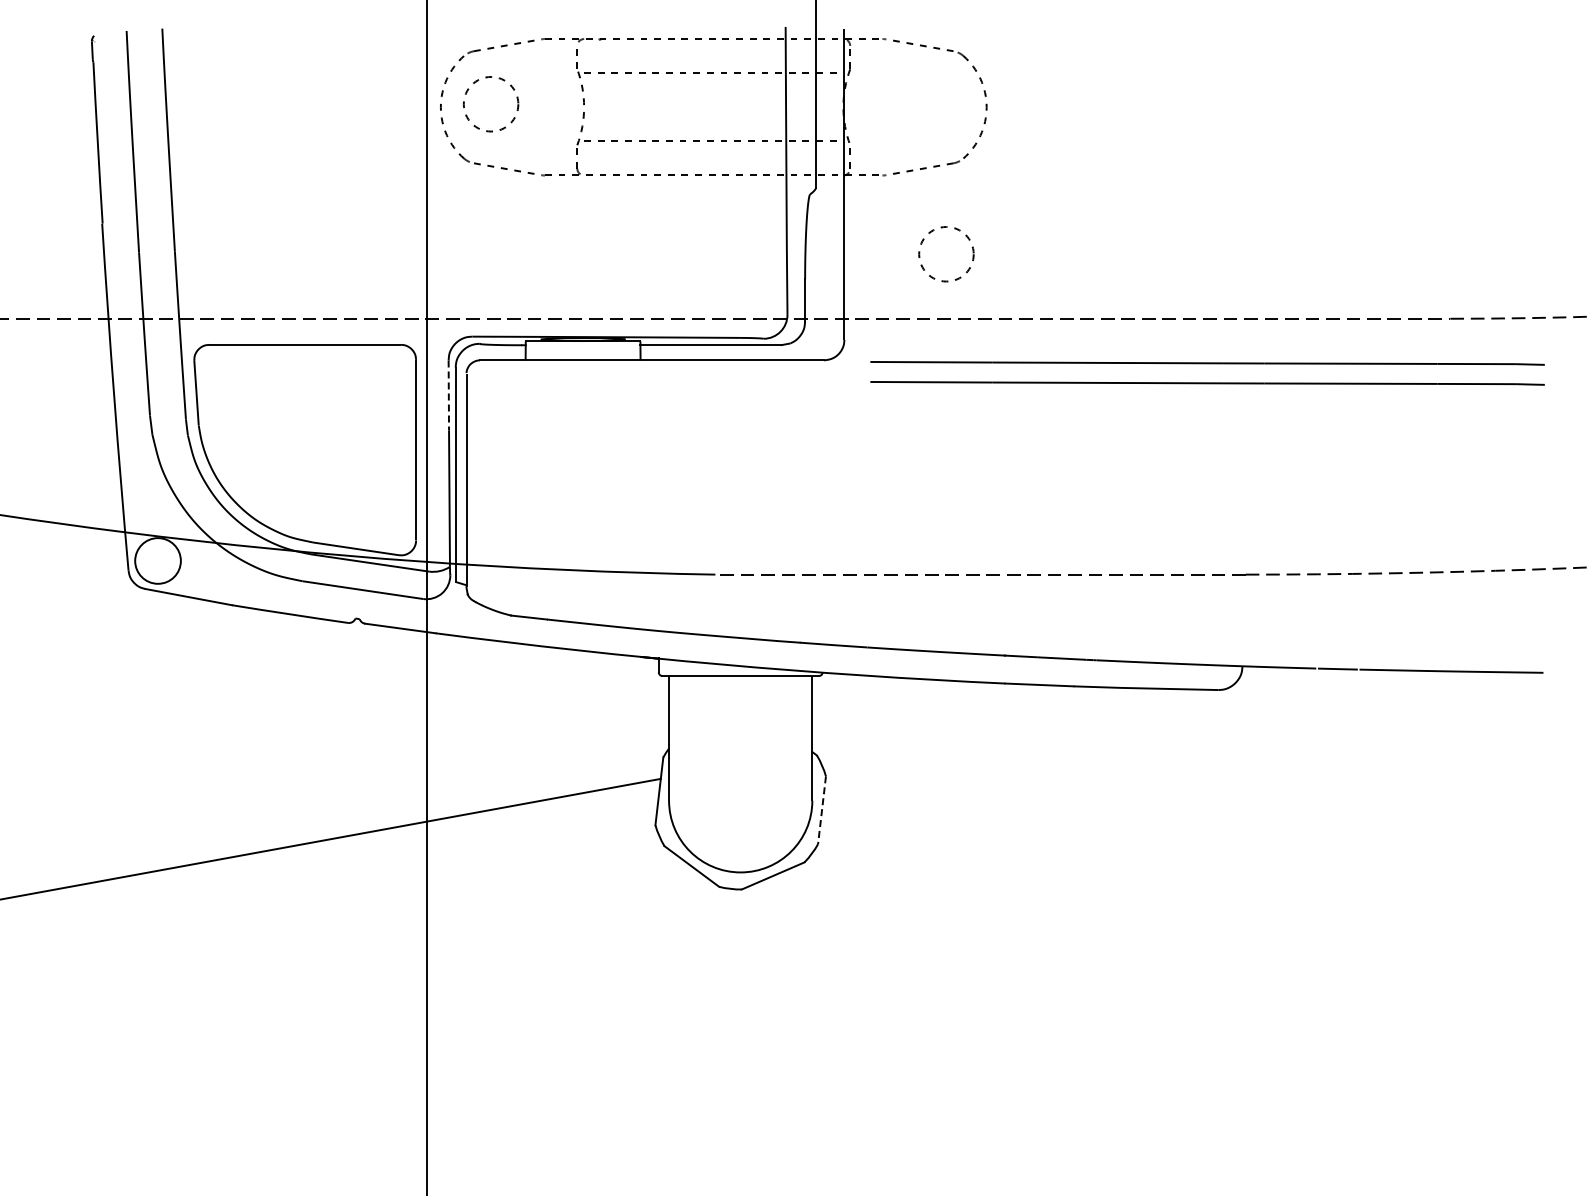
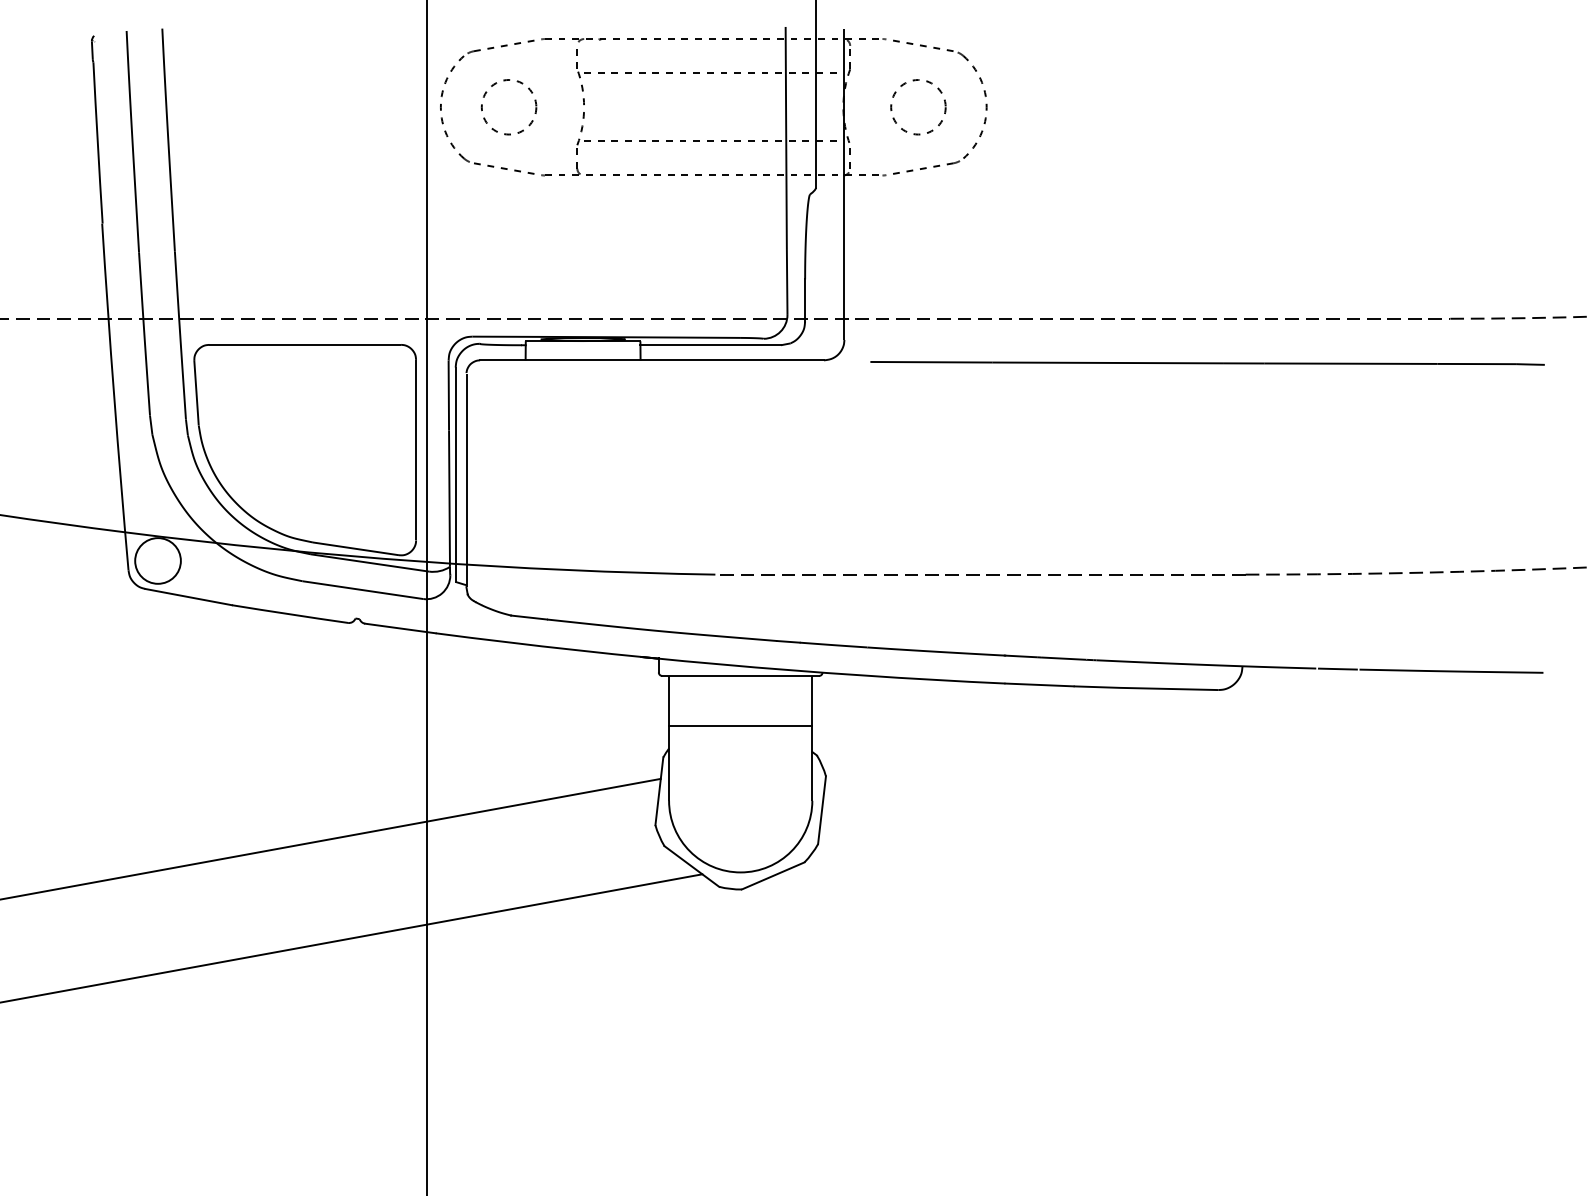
circle position: (490, 104) -> (508, 107) (508, 107)
circle position: (946, 254) -> (918, 107) (918, 107)
line: present -> none (1207, 383)
line: dashed -> solid (448, 396)
line: none -> present (740, 725)
line: dashed -> solid (821, 810)
line: none -> present (352, 938)
